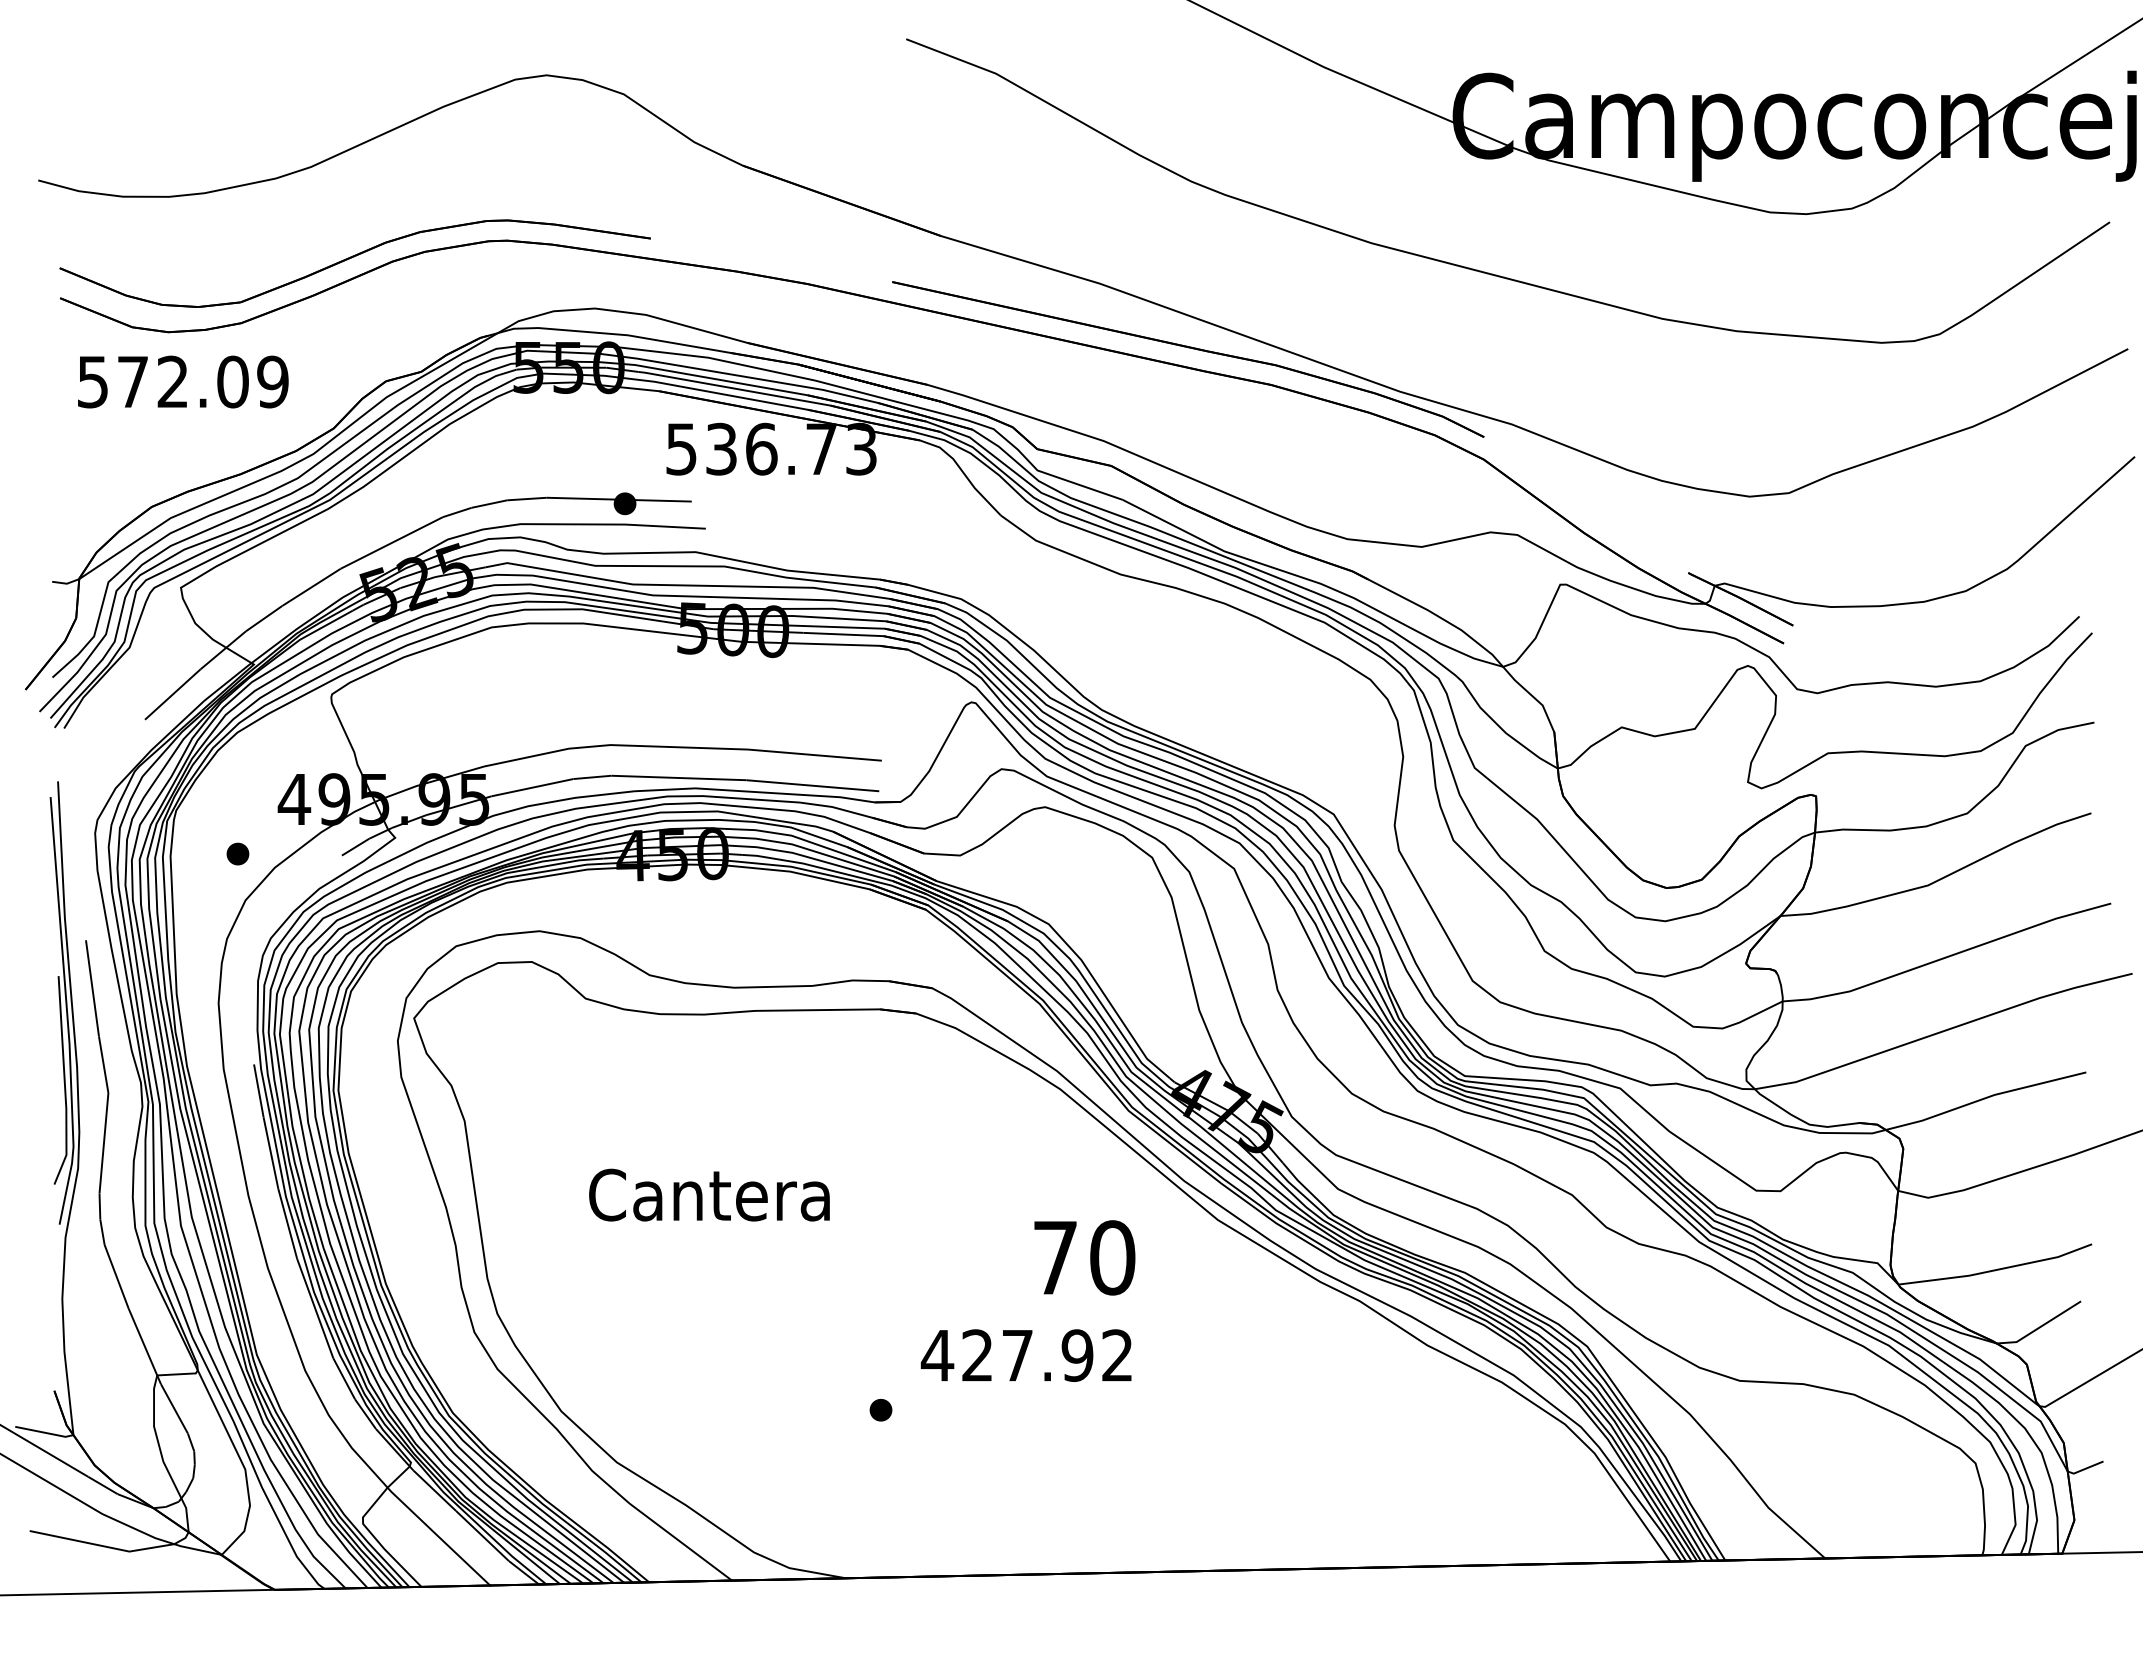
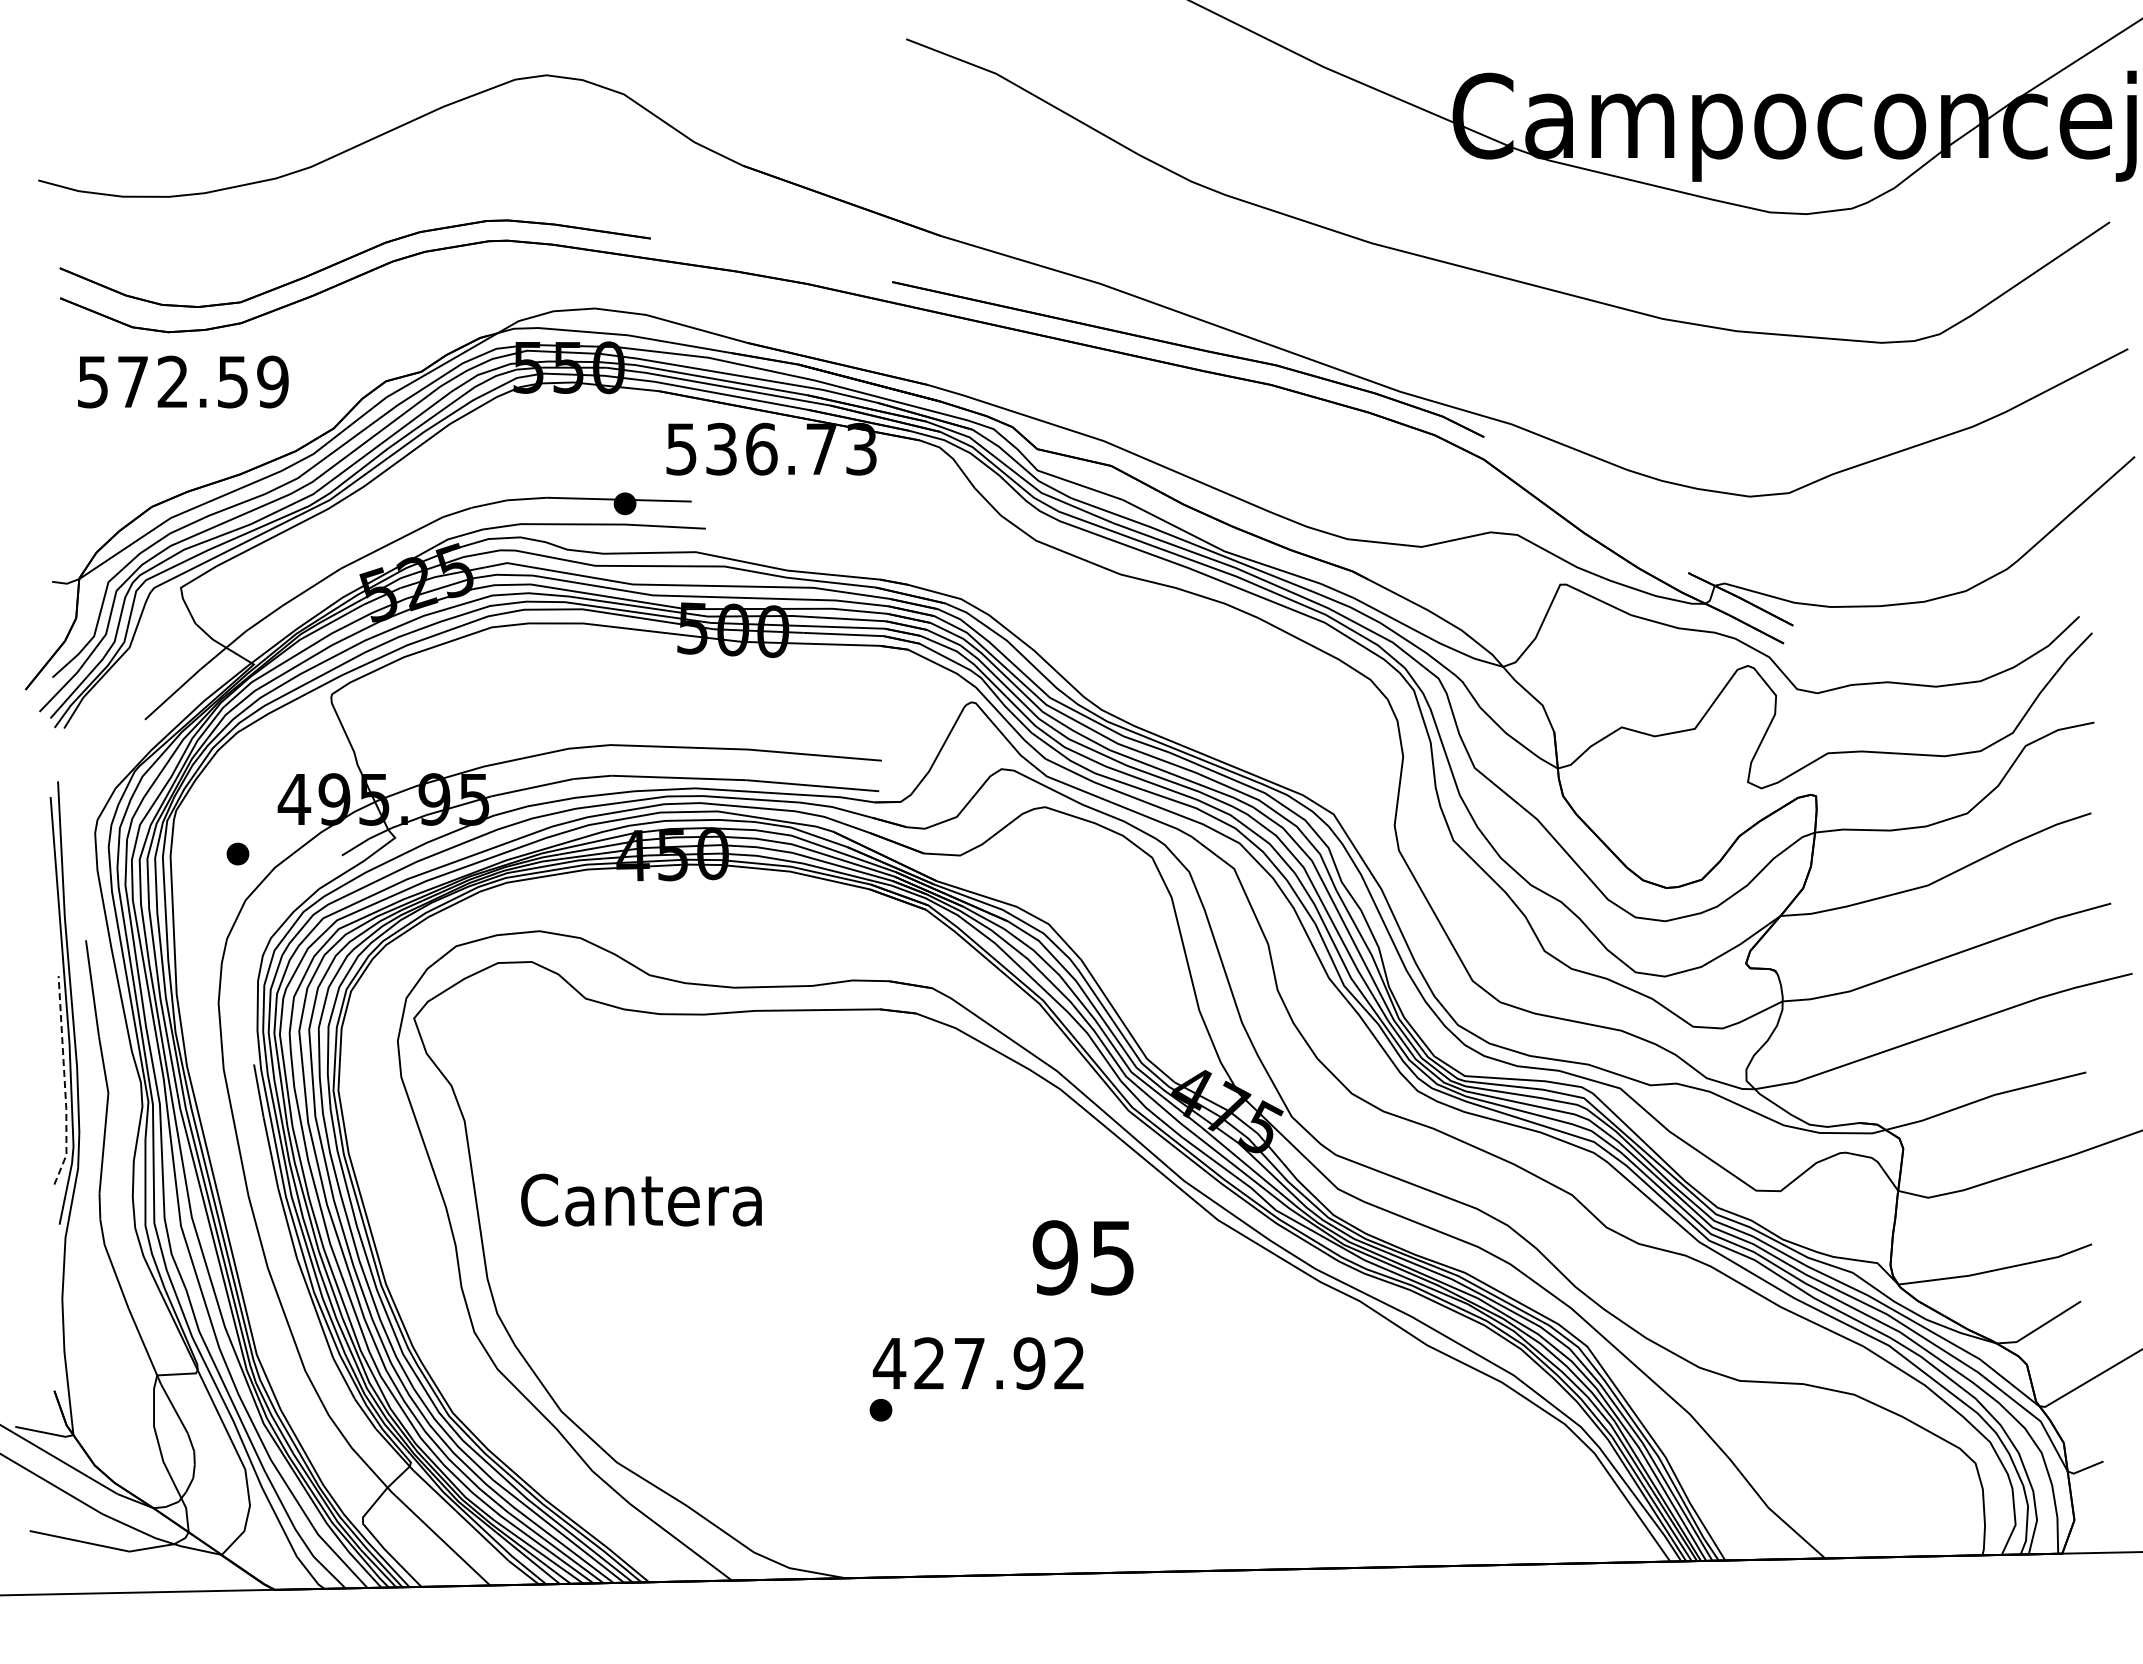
text: 572.09 -> 572.59 (232, 381)
line: solid -> dashed (64, 1082)
text position: (709, 1194) -> (641, 1199) (641, 1199)
text: 70 -> 95 (1083, 1257)
text position: (1025, 1355) -> (977, 1363) (977, 1363)
